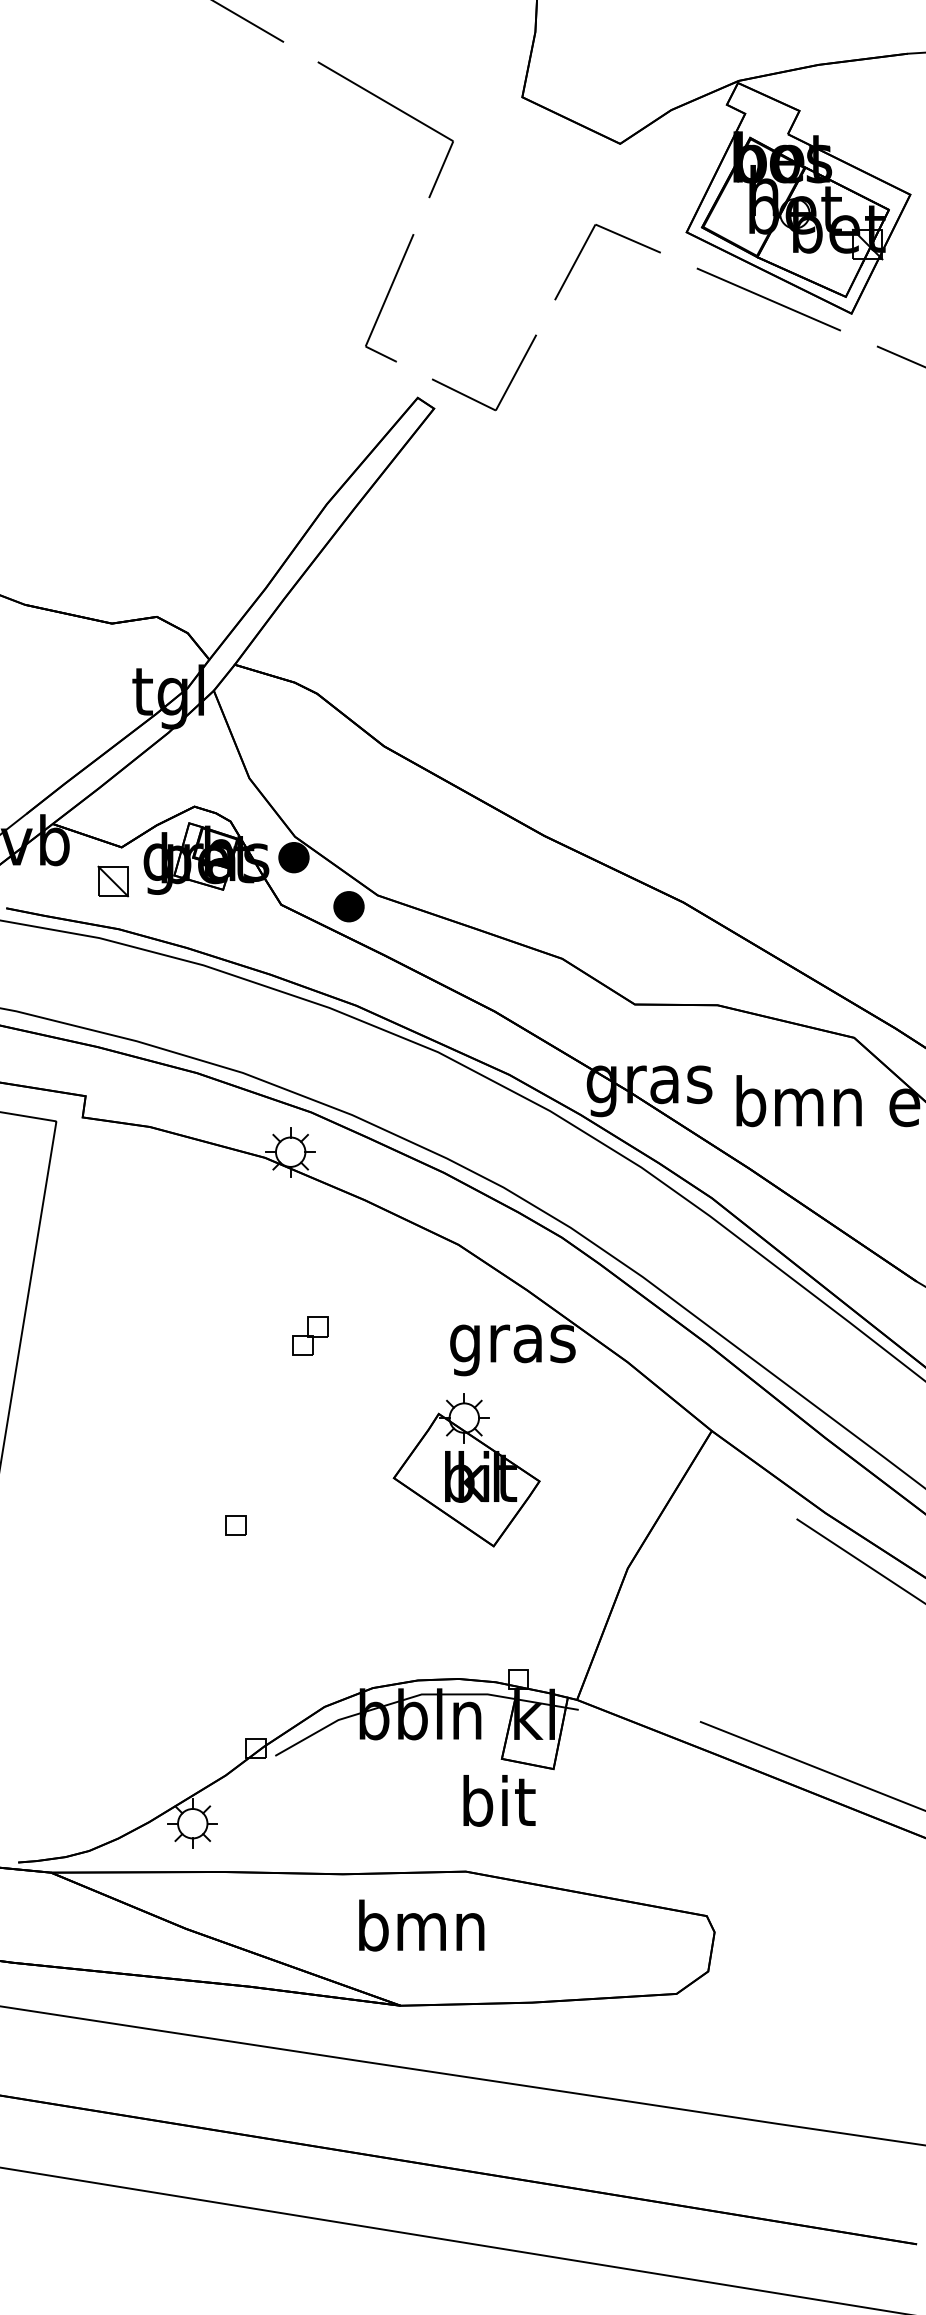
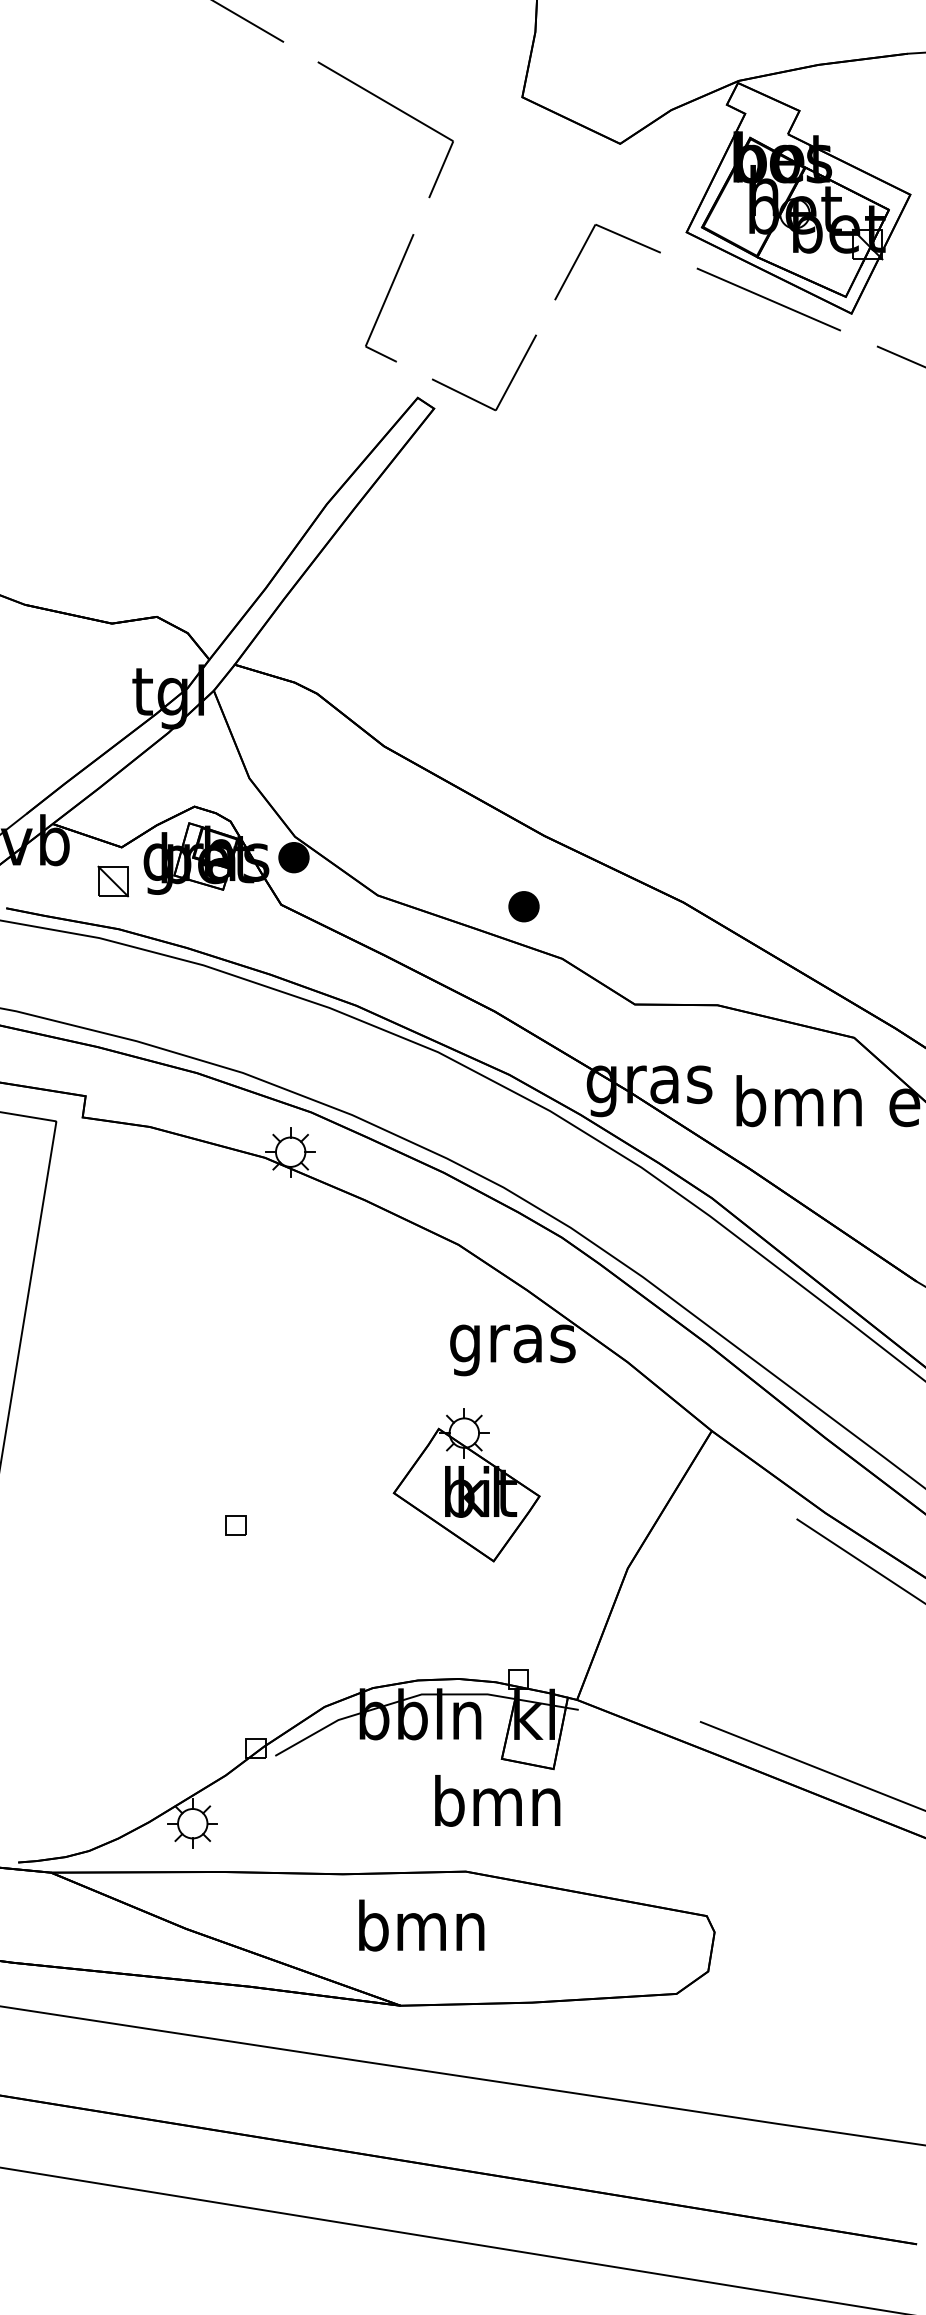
part position: (348, 906) -> (523, 906) (523, 906)
part: present -> none (310, 1335)
part position: (466, 1470) -> (466, 1485) (466, 1485)
text: bit -> bmn (497, 1800)
